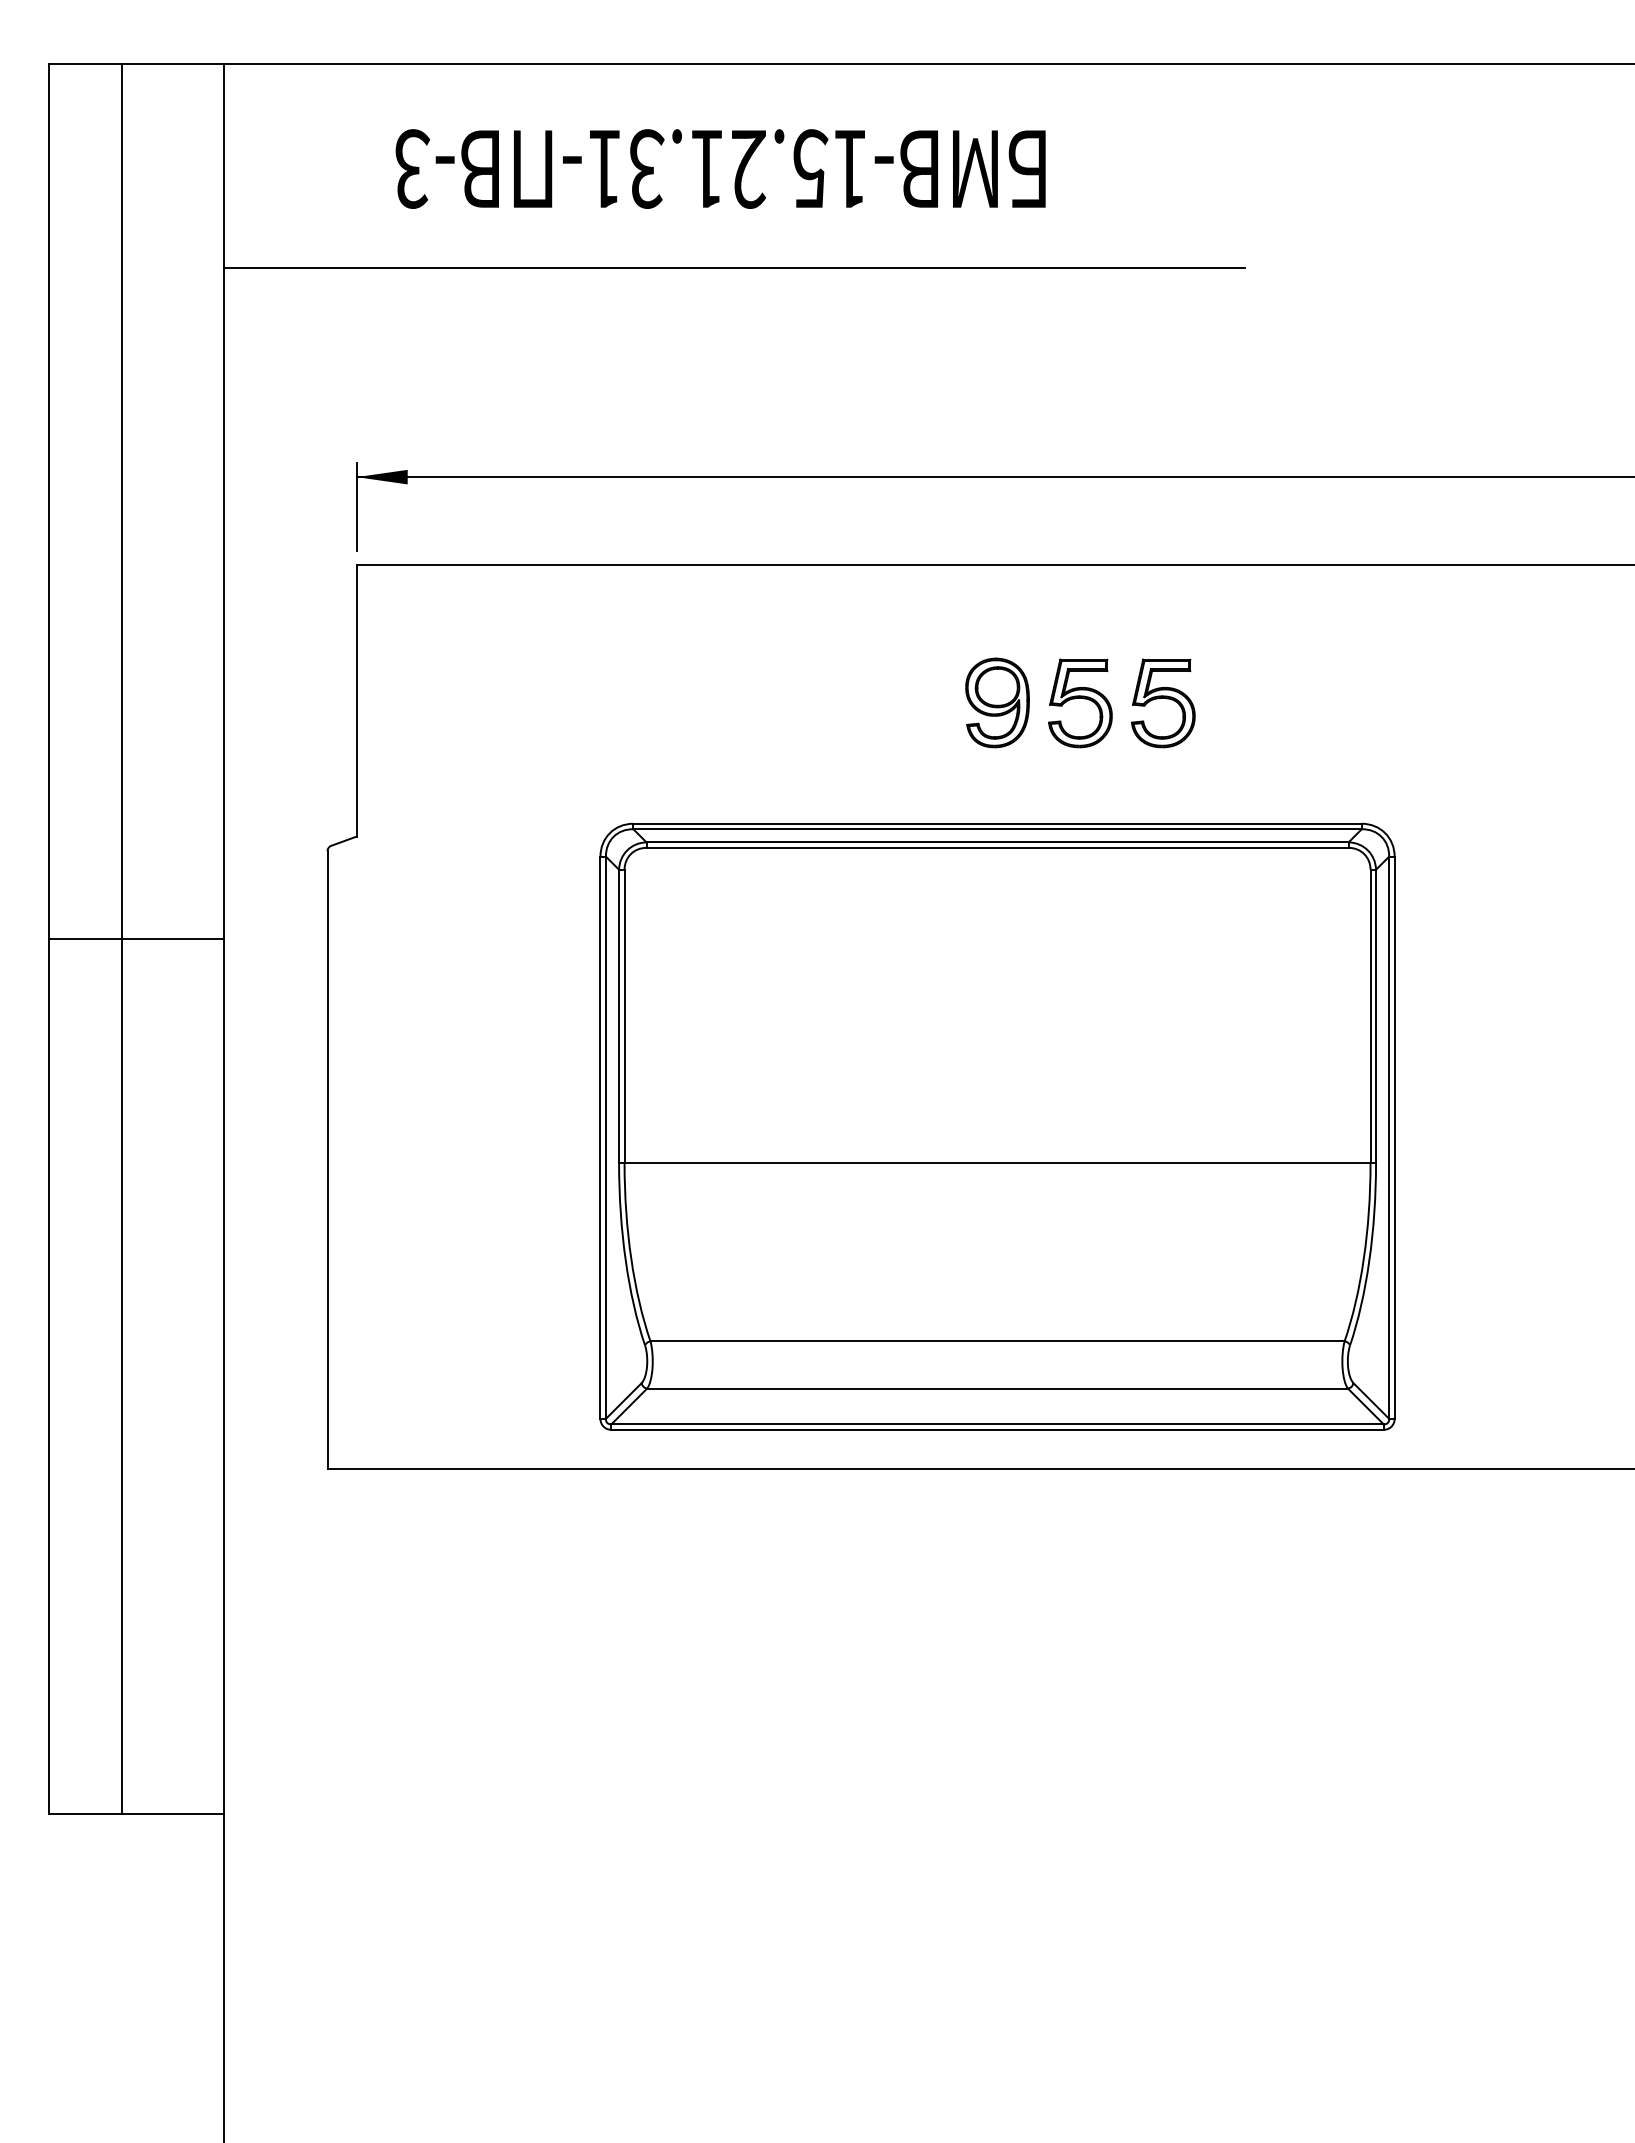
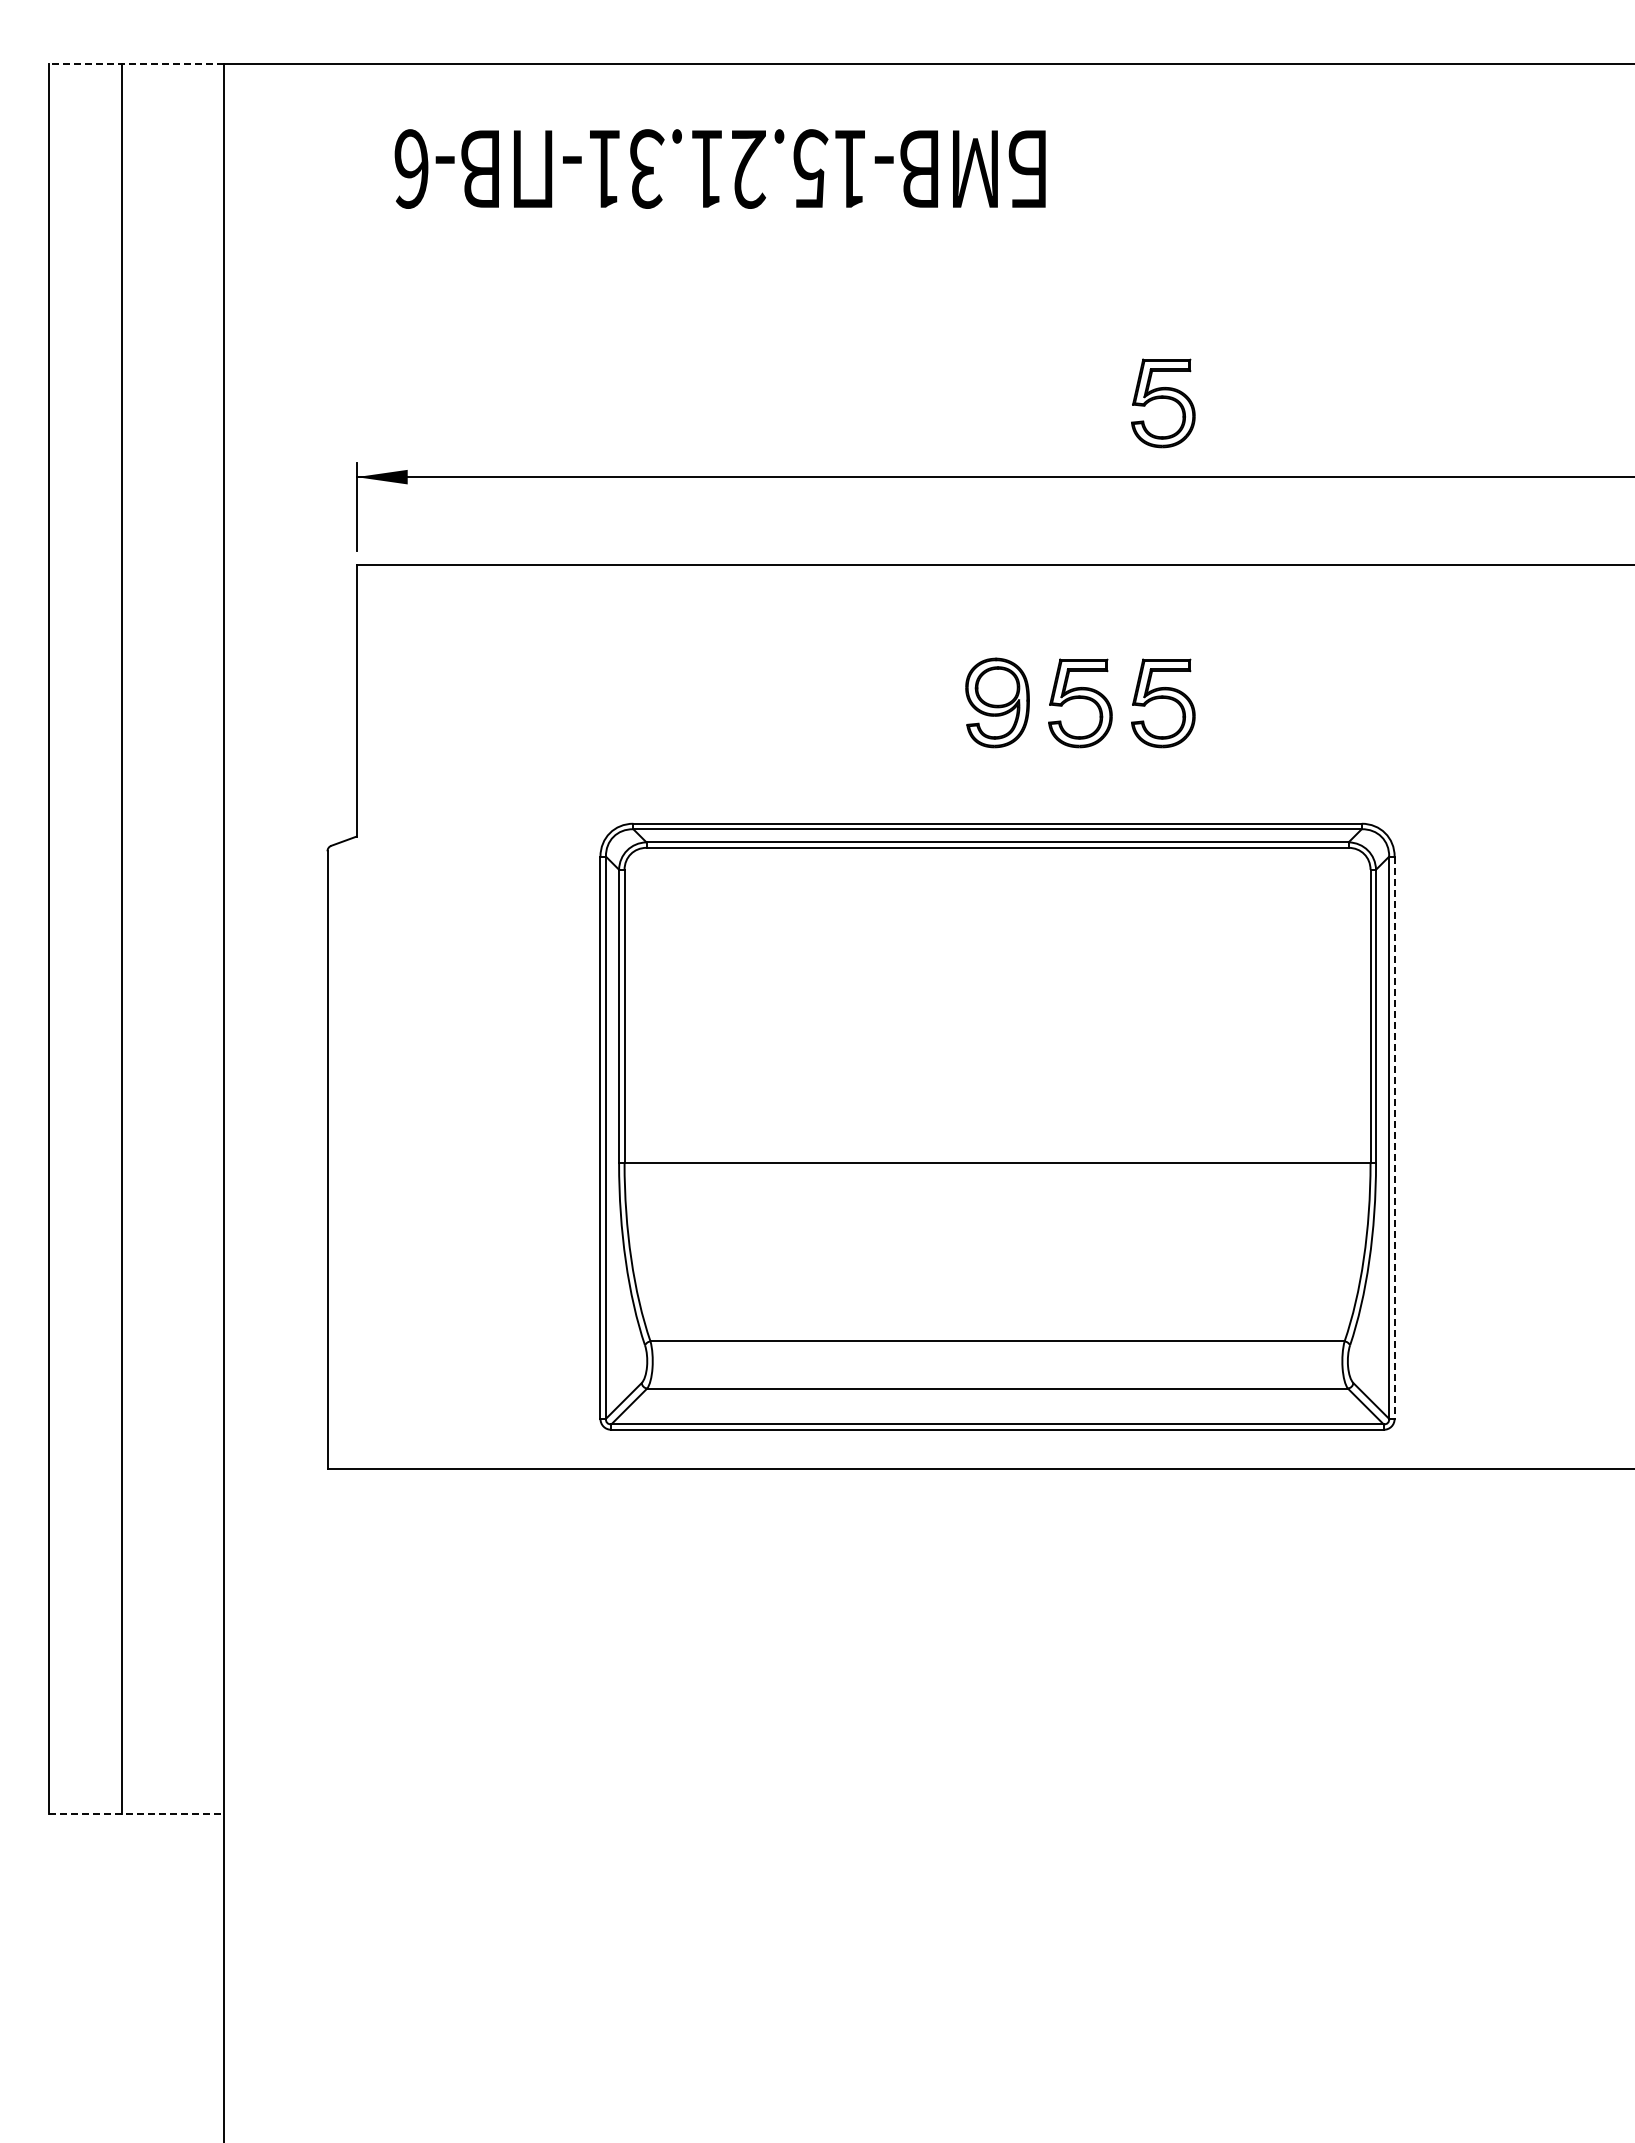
line: solid -> dashed (136, 64)
text: -3 -> -6 (412, 168)
line: present -> none (734, 268)
part: none -> present (1163, 403)
line: present -> none (136, 939)
line: solid -> dashed (1394, 1138)
line: solid -> dashed (137, 1814)
